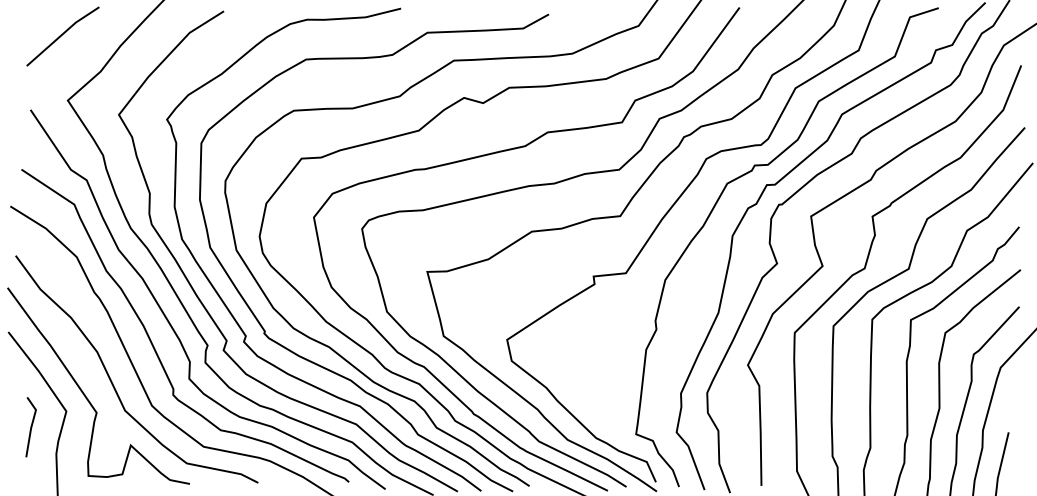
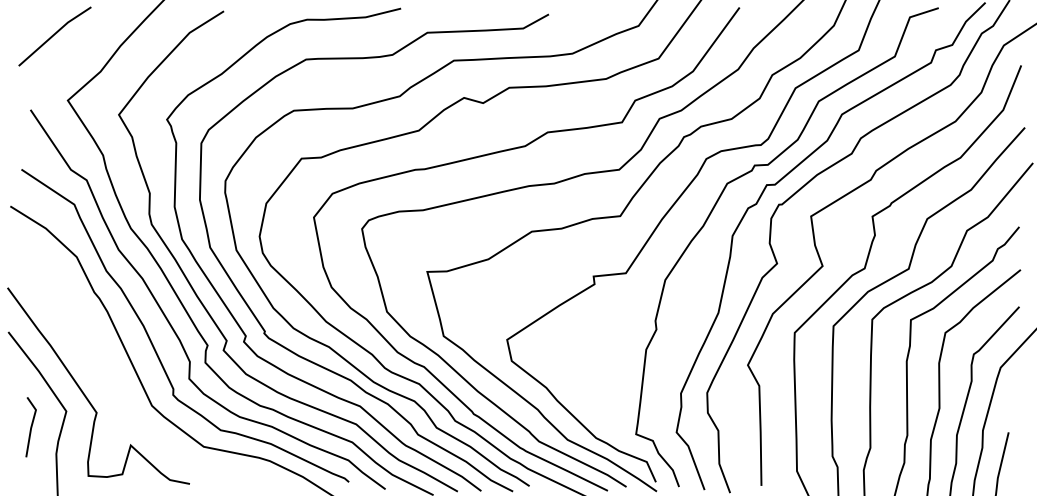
line position: (62, 35) -> (54, 35) (54, 35)
curve: present -> none (112, 381)
